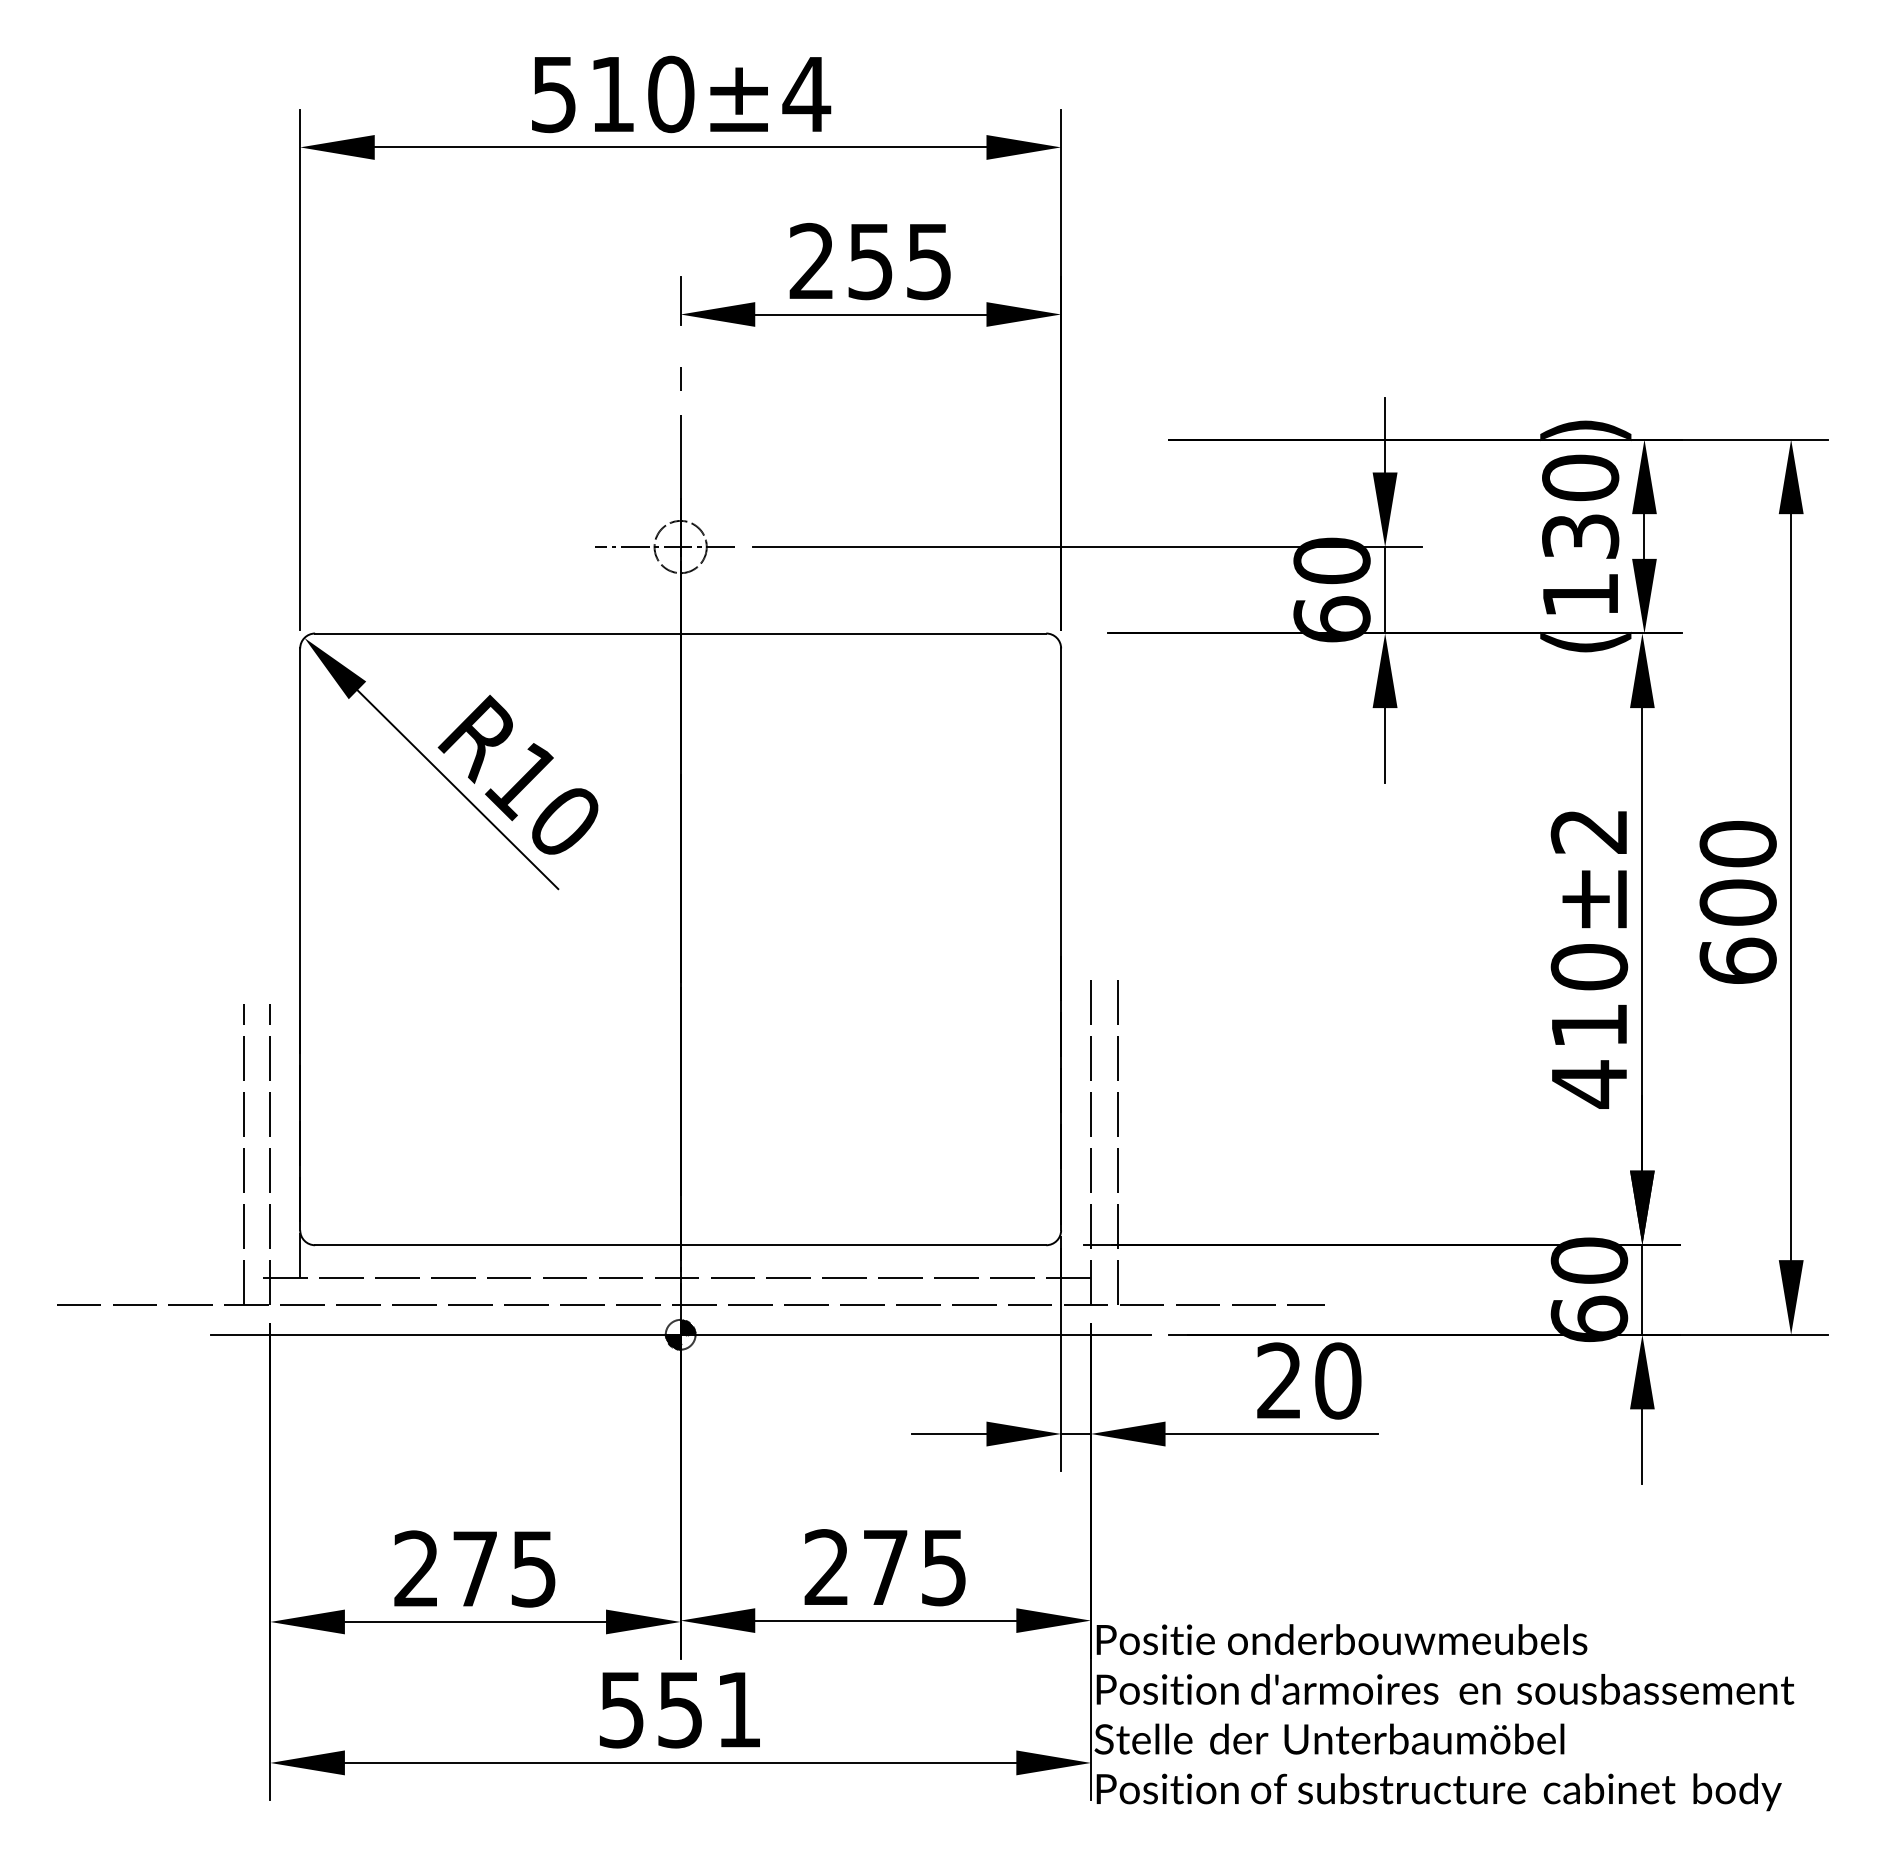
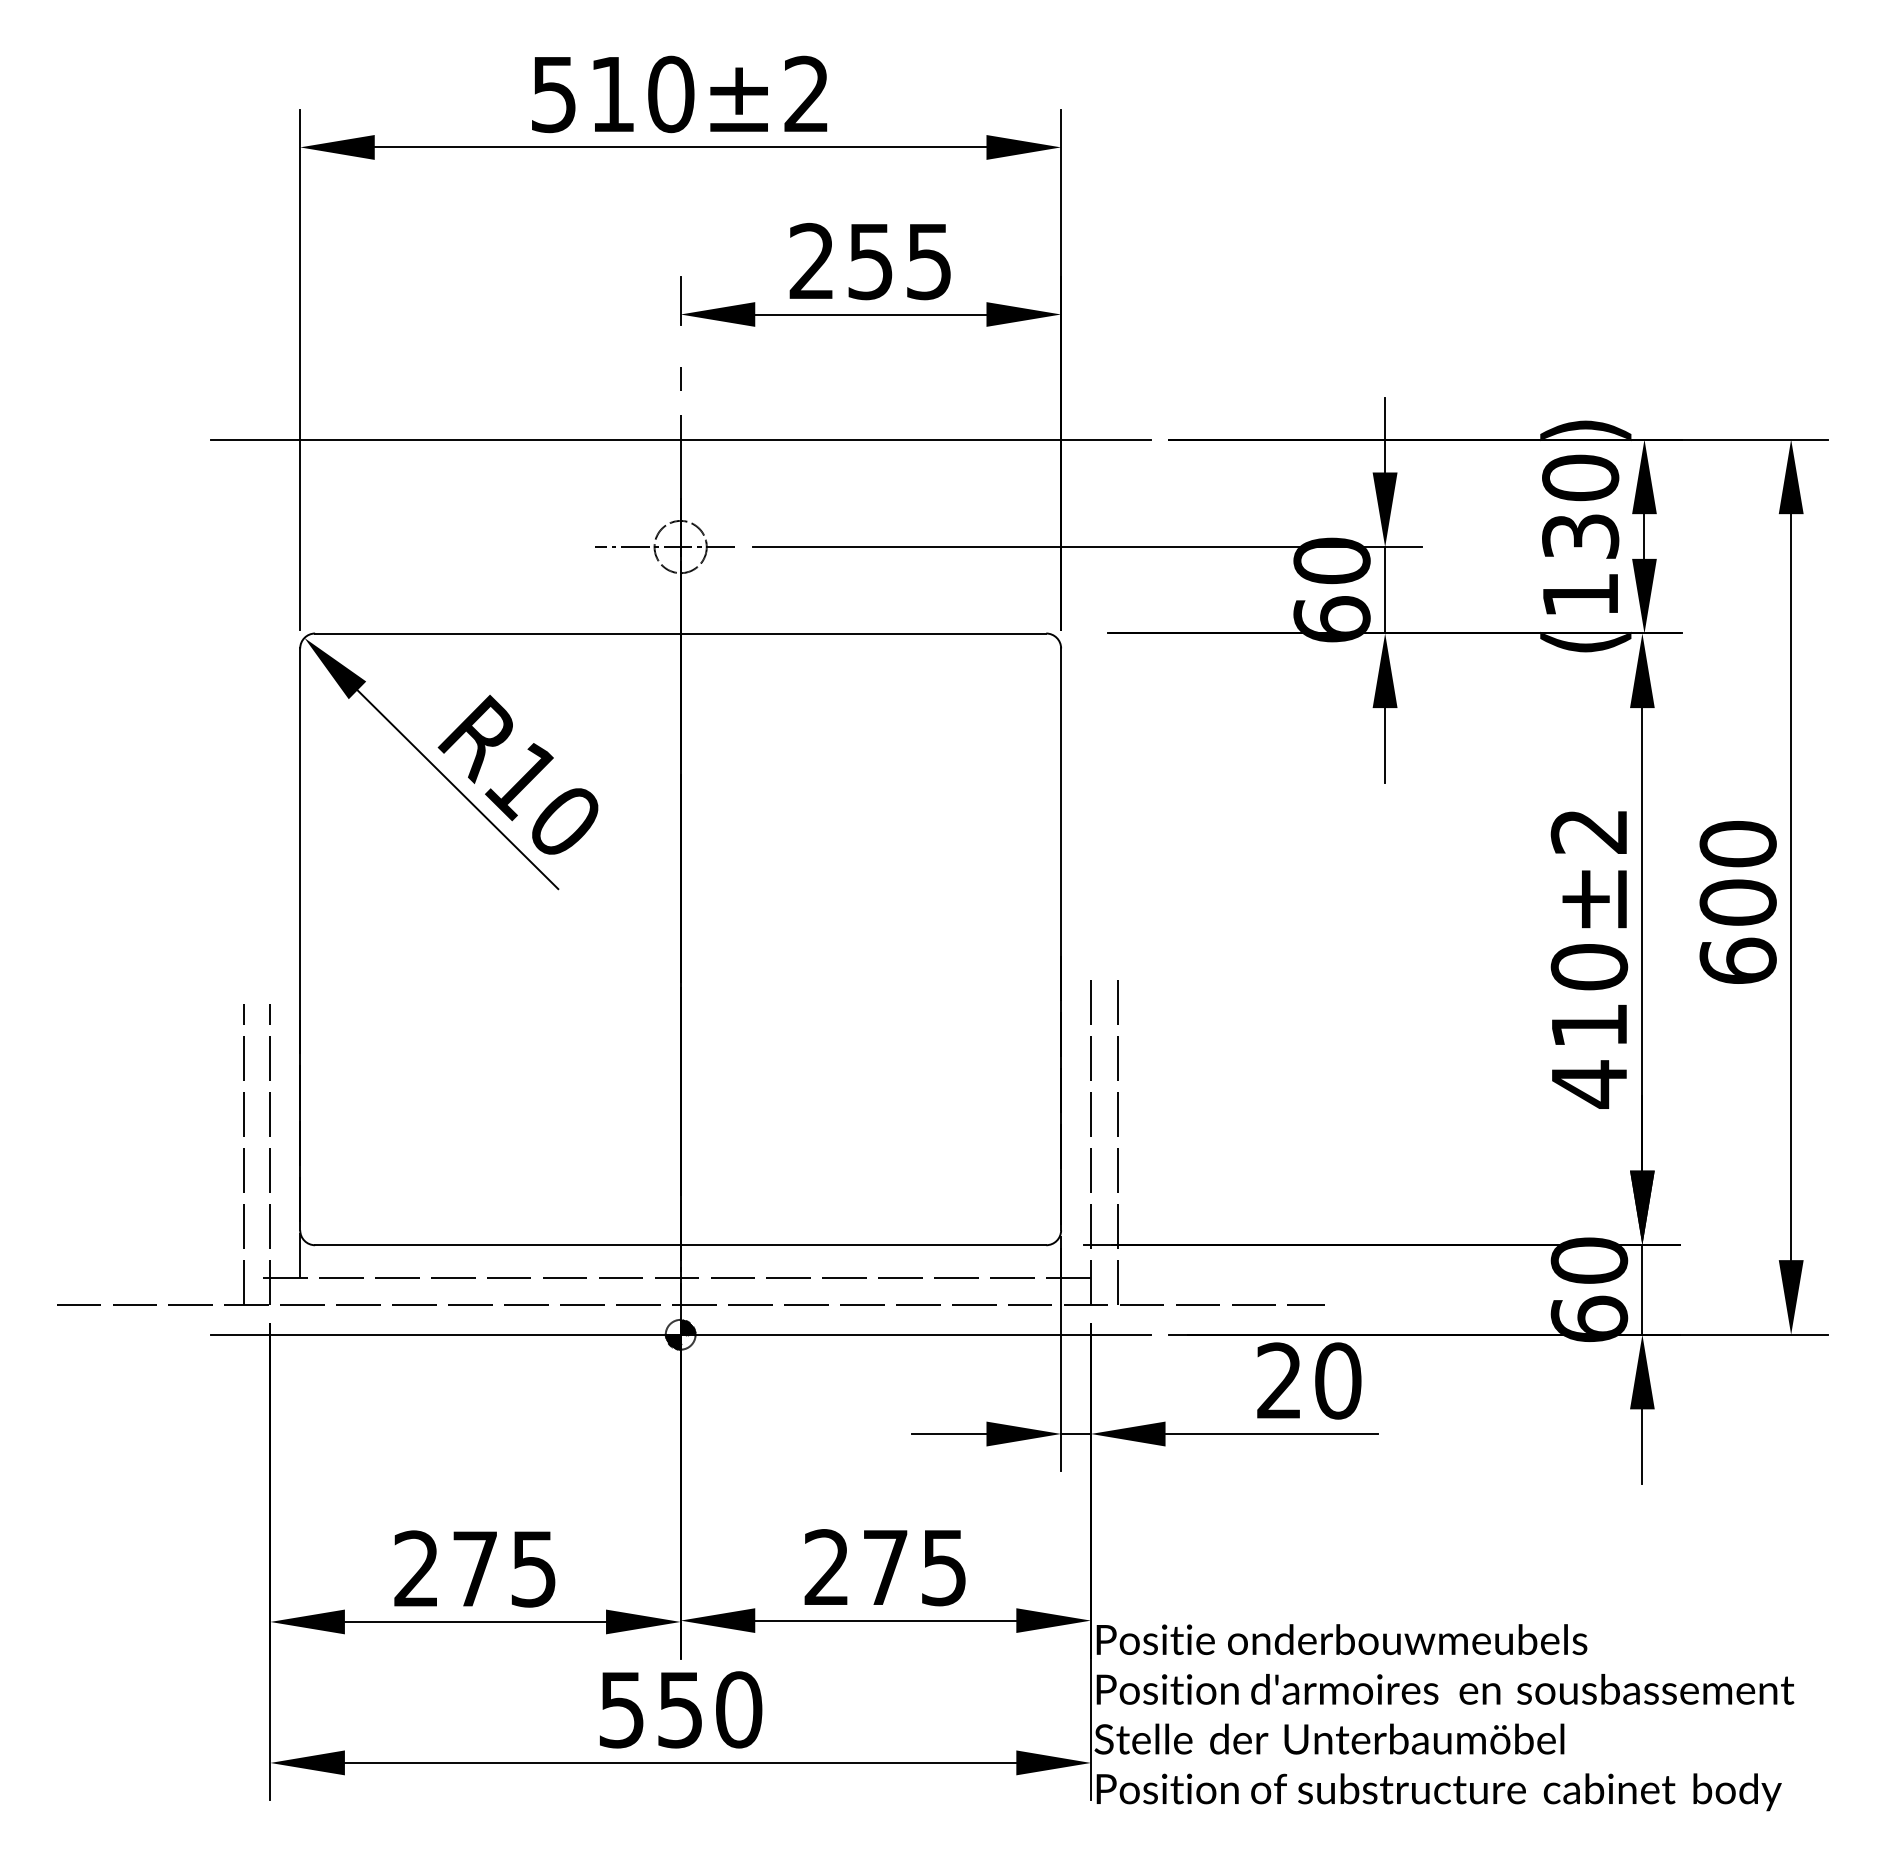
text: 510±4 -> 510±2 (806, 93)
line: none -> present (680, 439)
text: 551 -> 550 (739, 1709)
